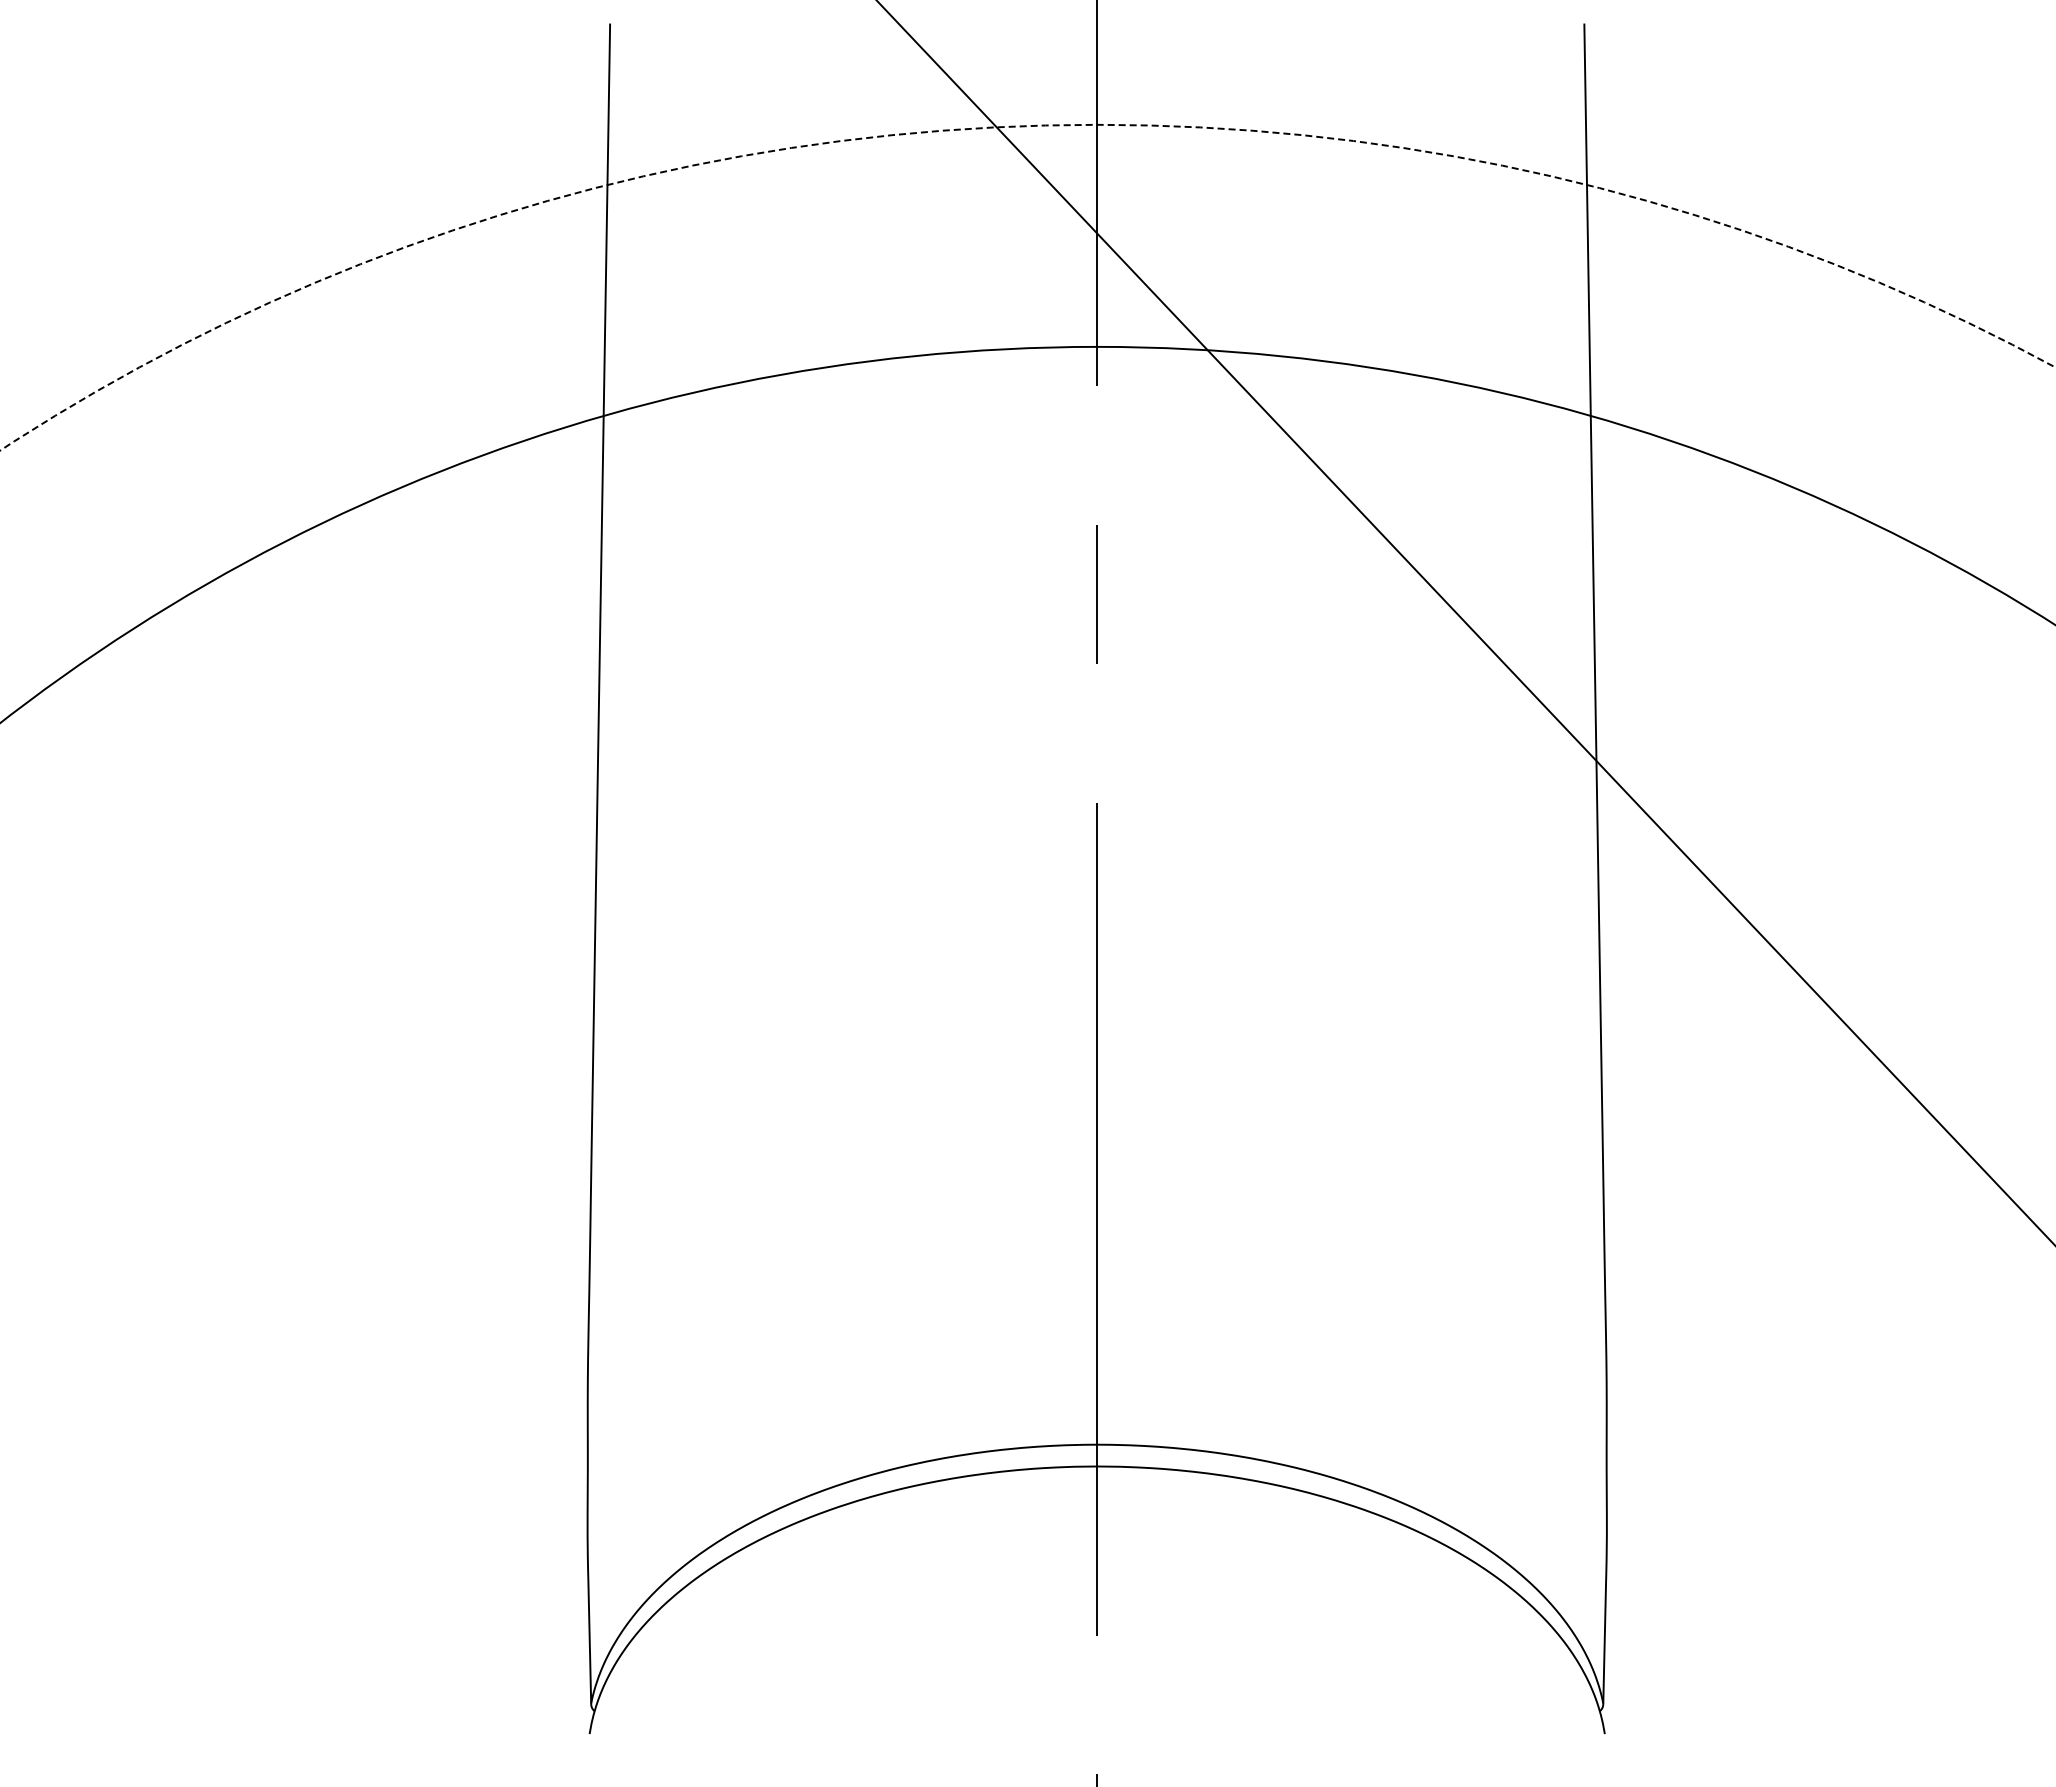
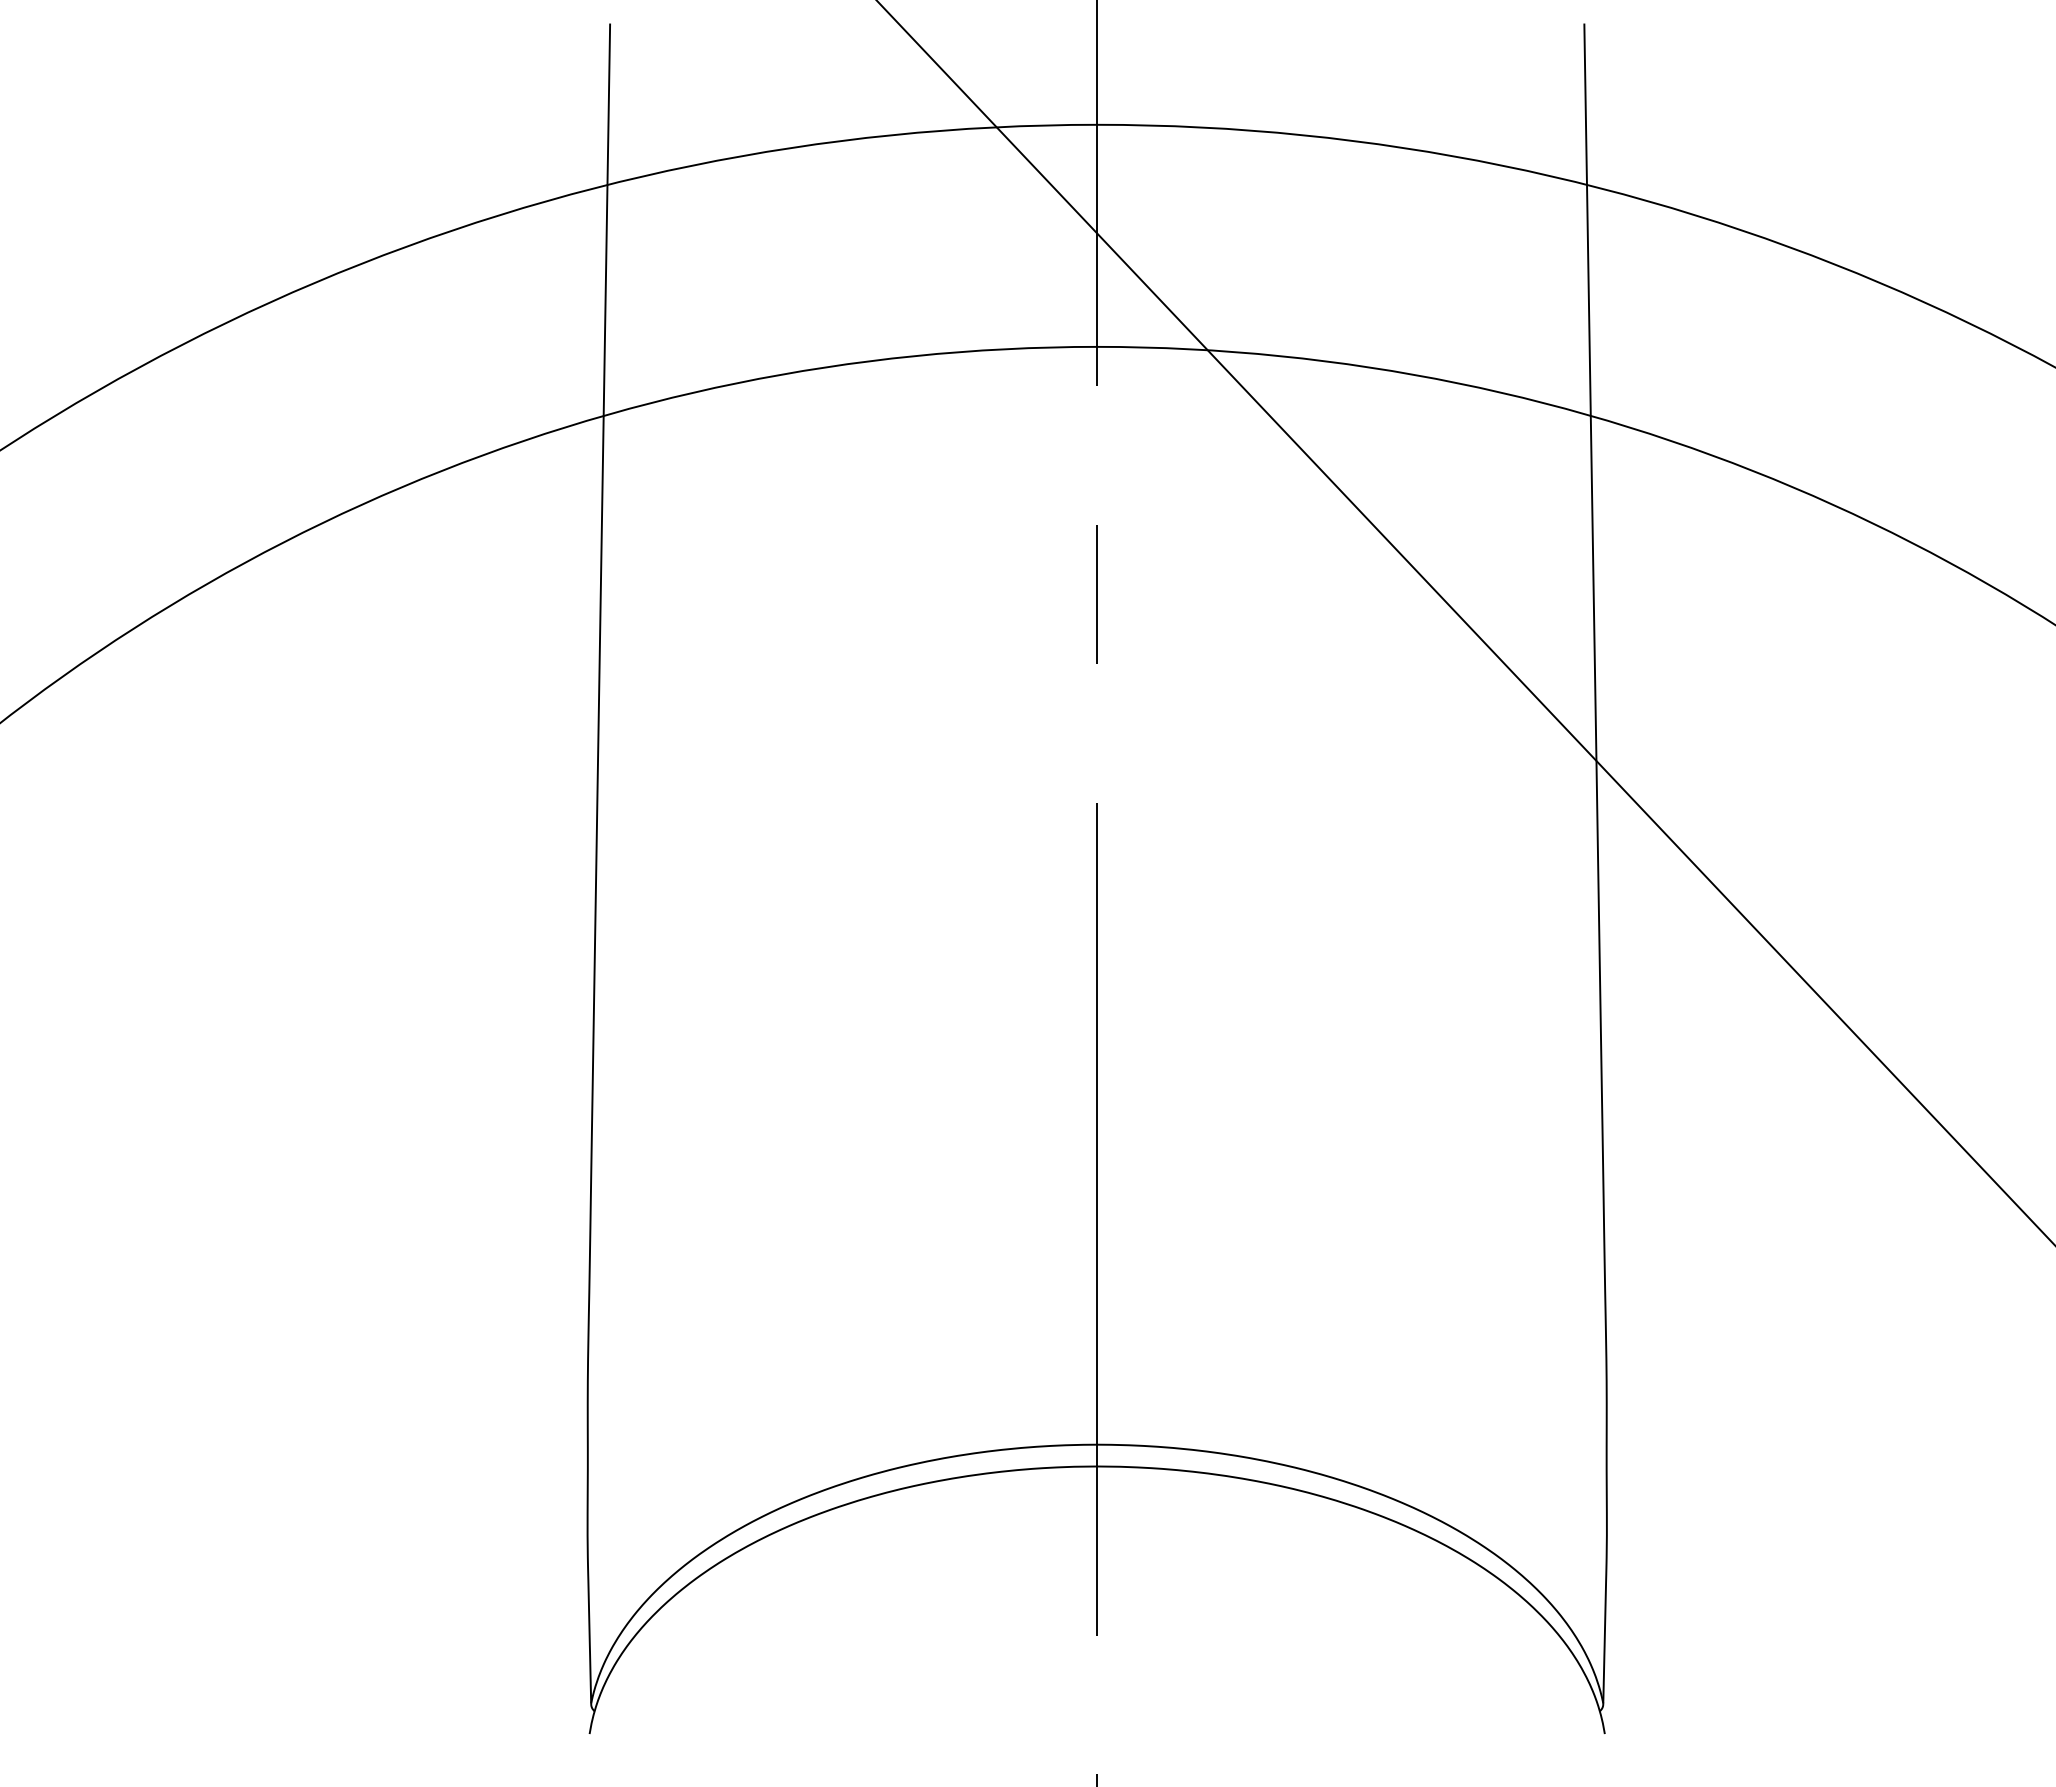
circle: dashed -> solid (1027, 287)
